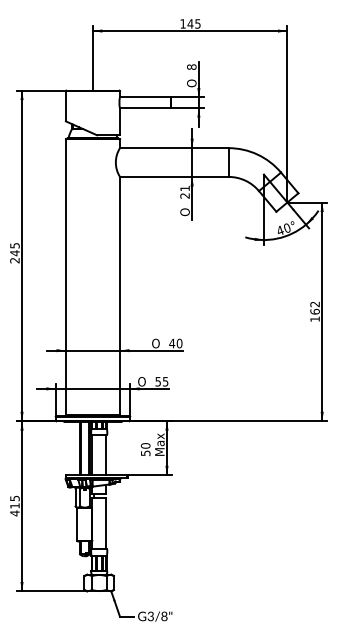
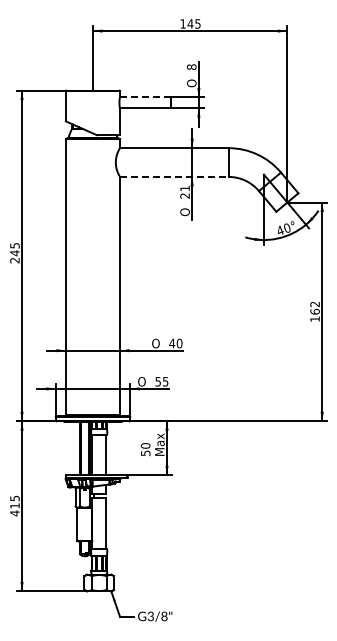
line: solid -> dashed (145, 97)
line: solid -> dashed (174, 176)
